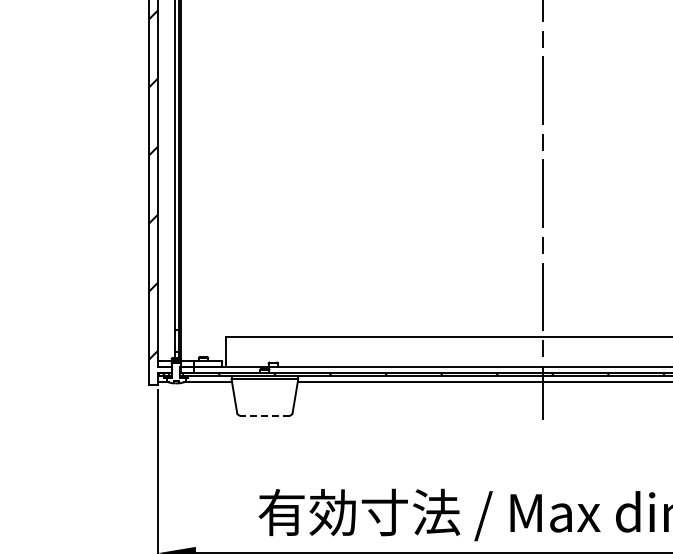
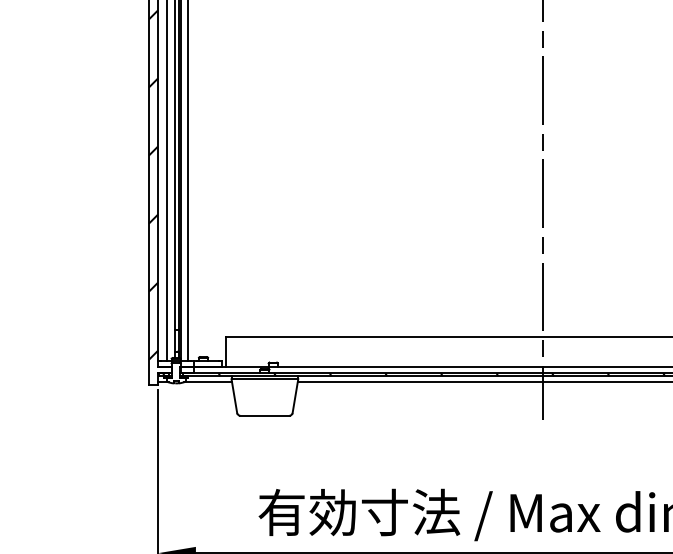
line: none -> present (167, 181)
line: none -> present (188, 181)
line: dashed -> solid (264, 415)
